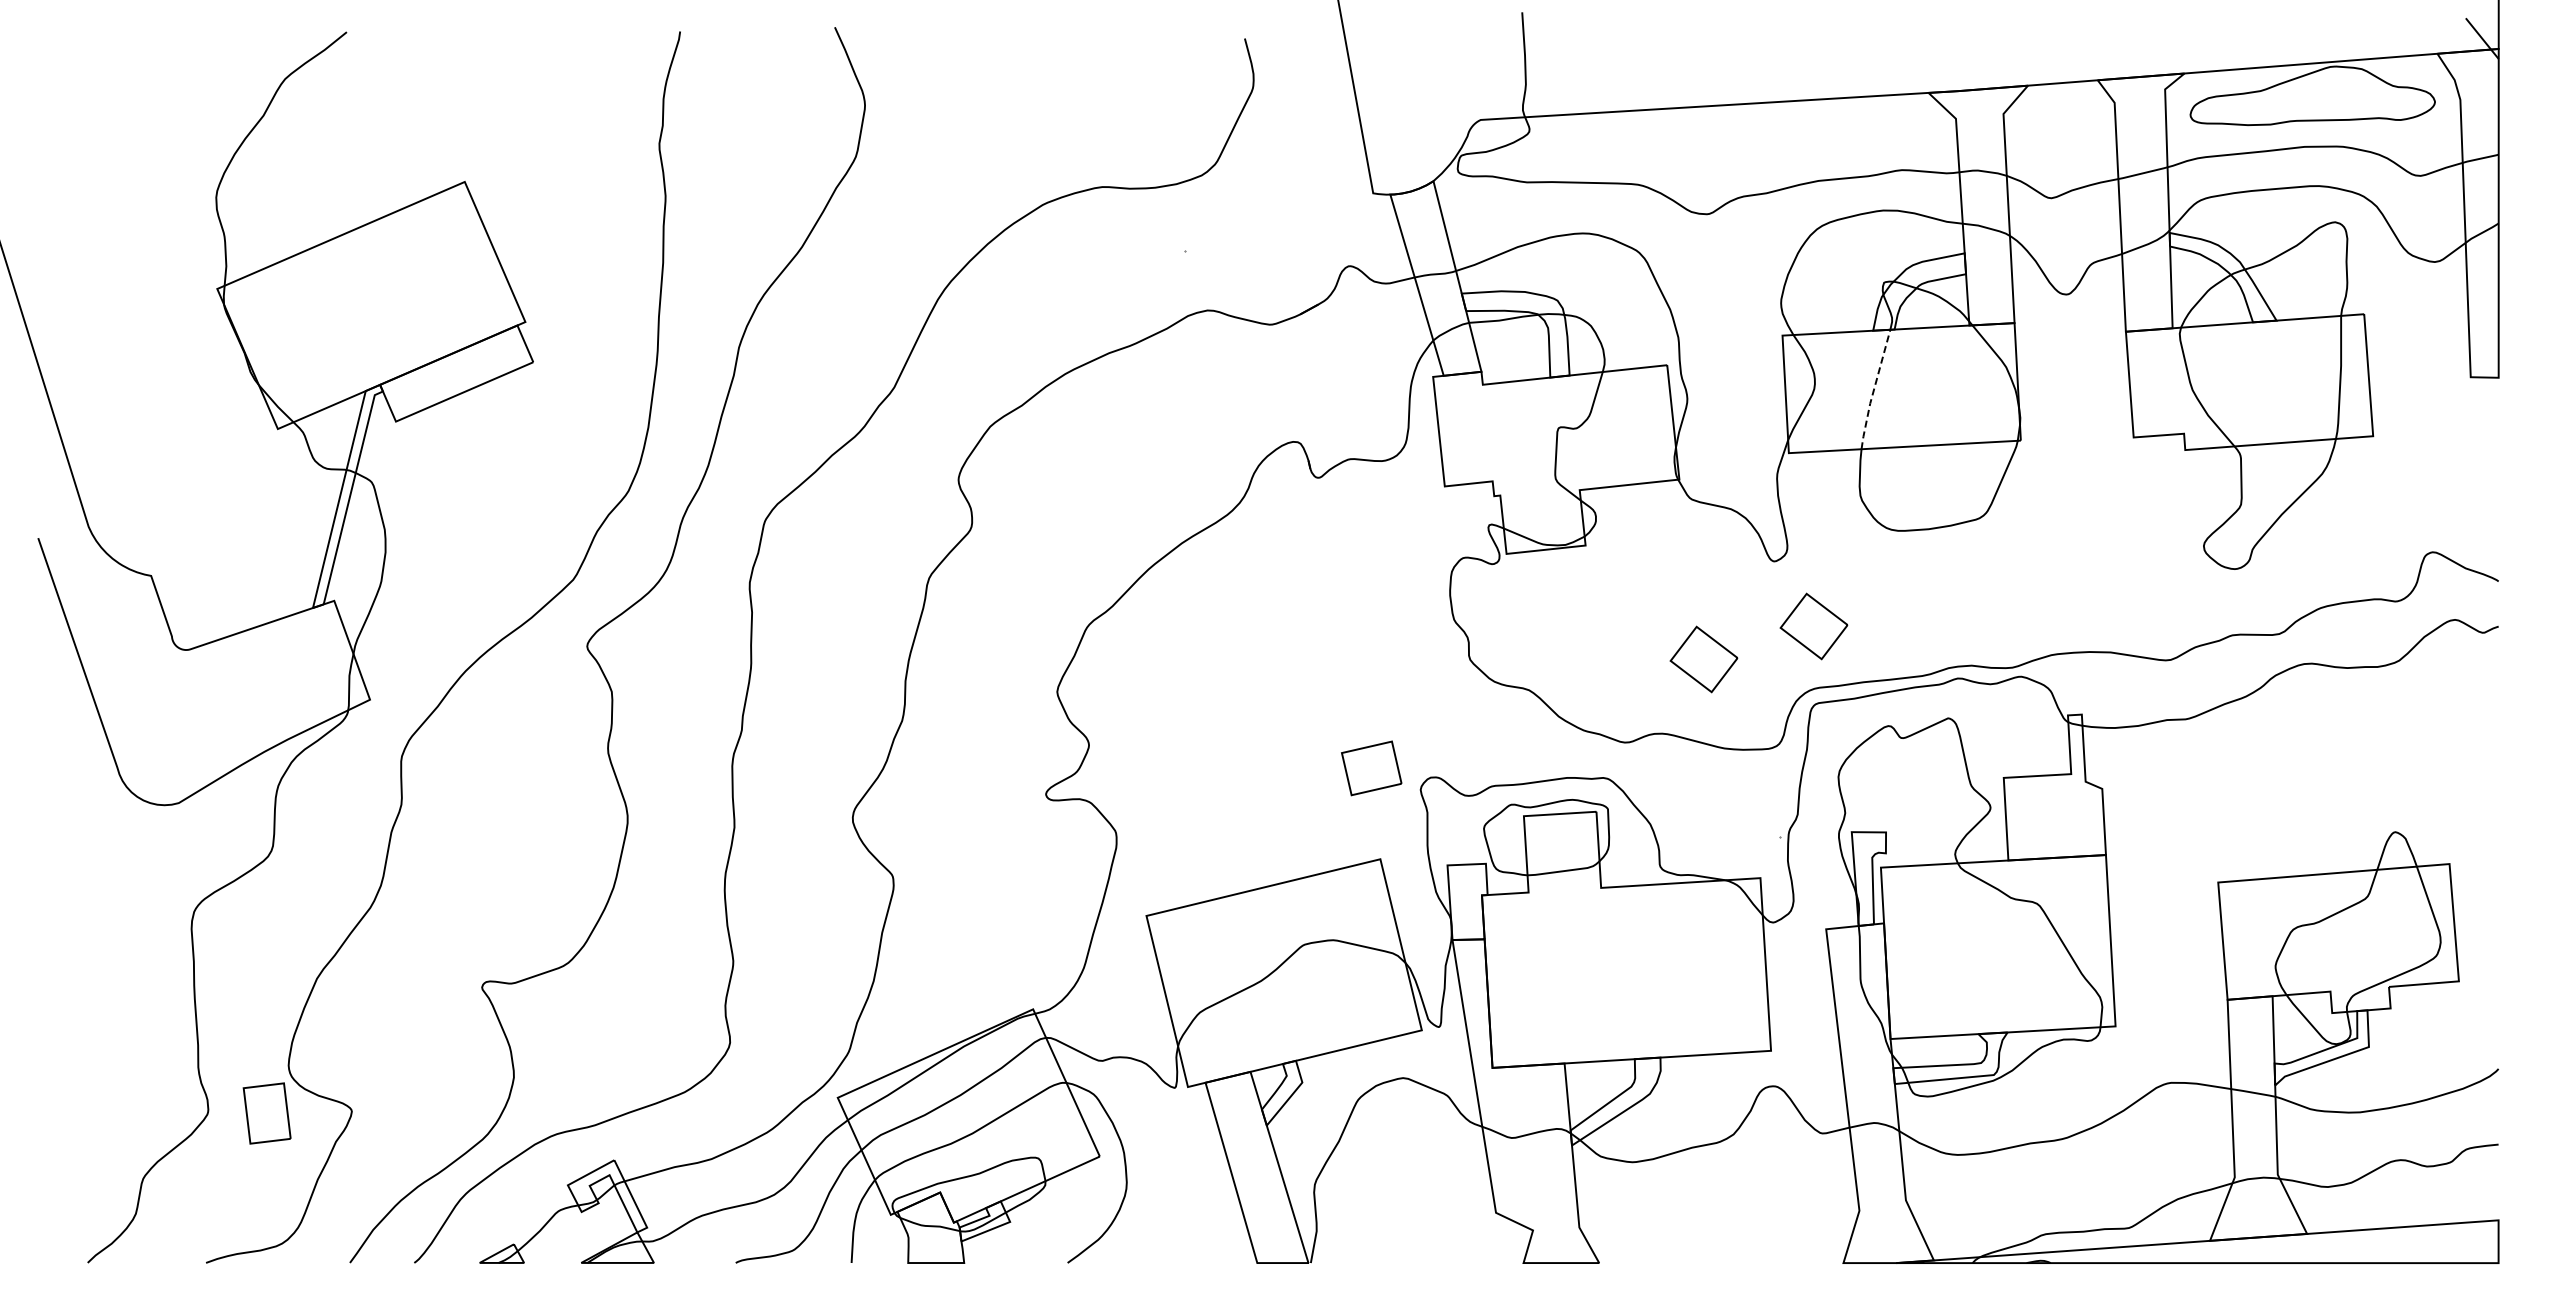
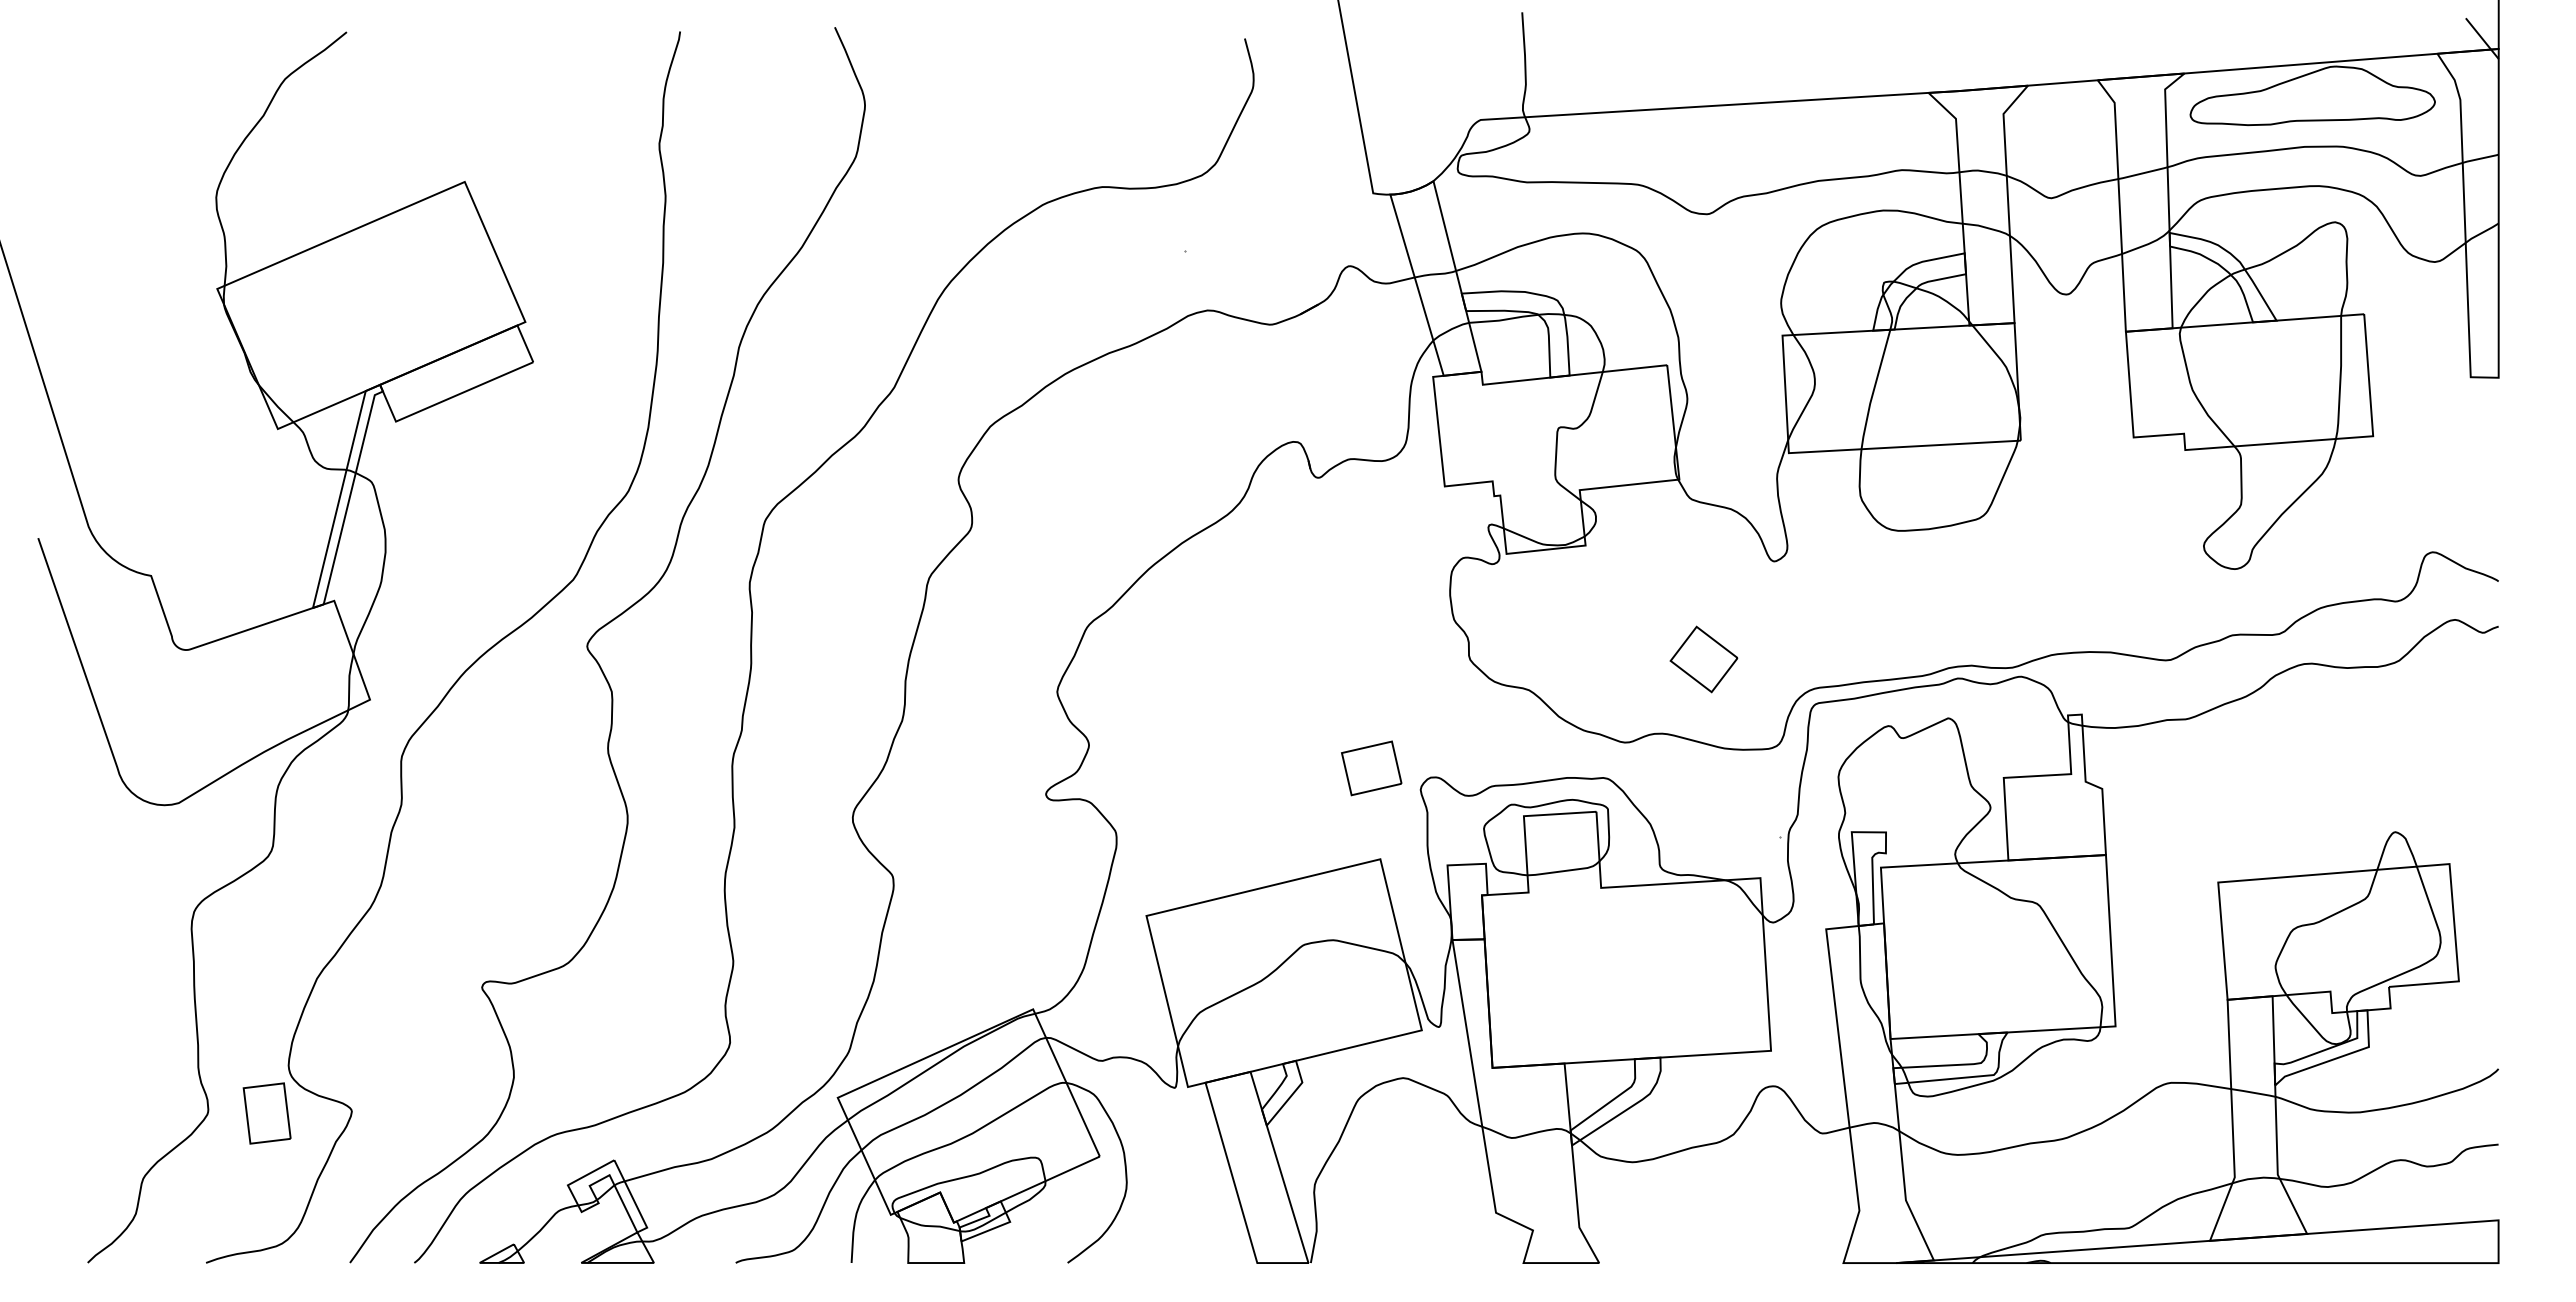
line: dashed -> solid (1873, 390)
part: present -> none (1813, 626)
